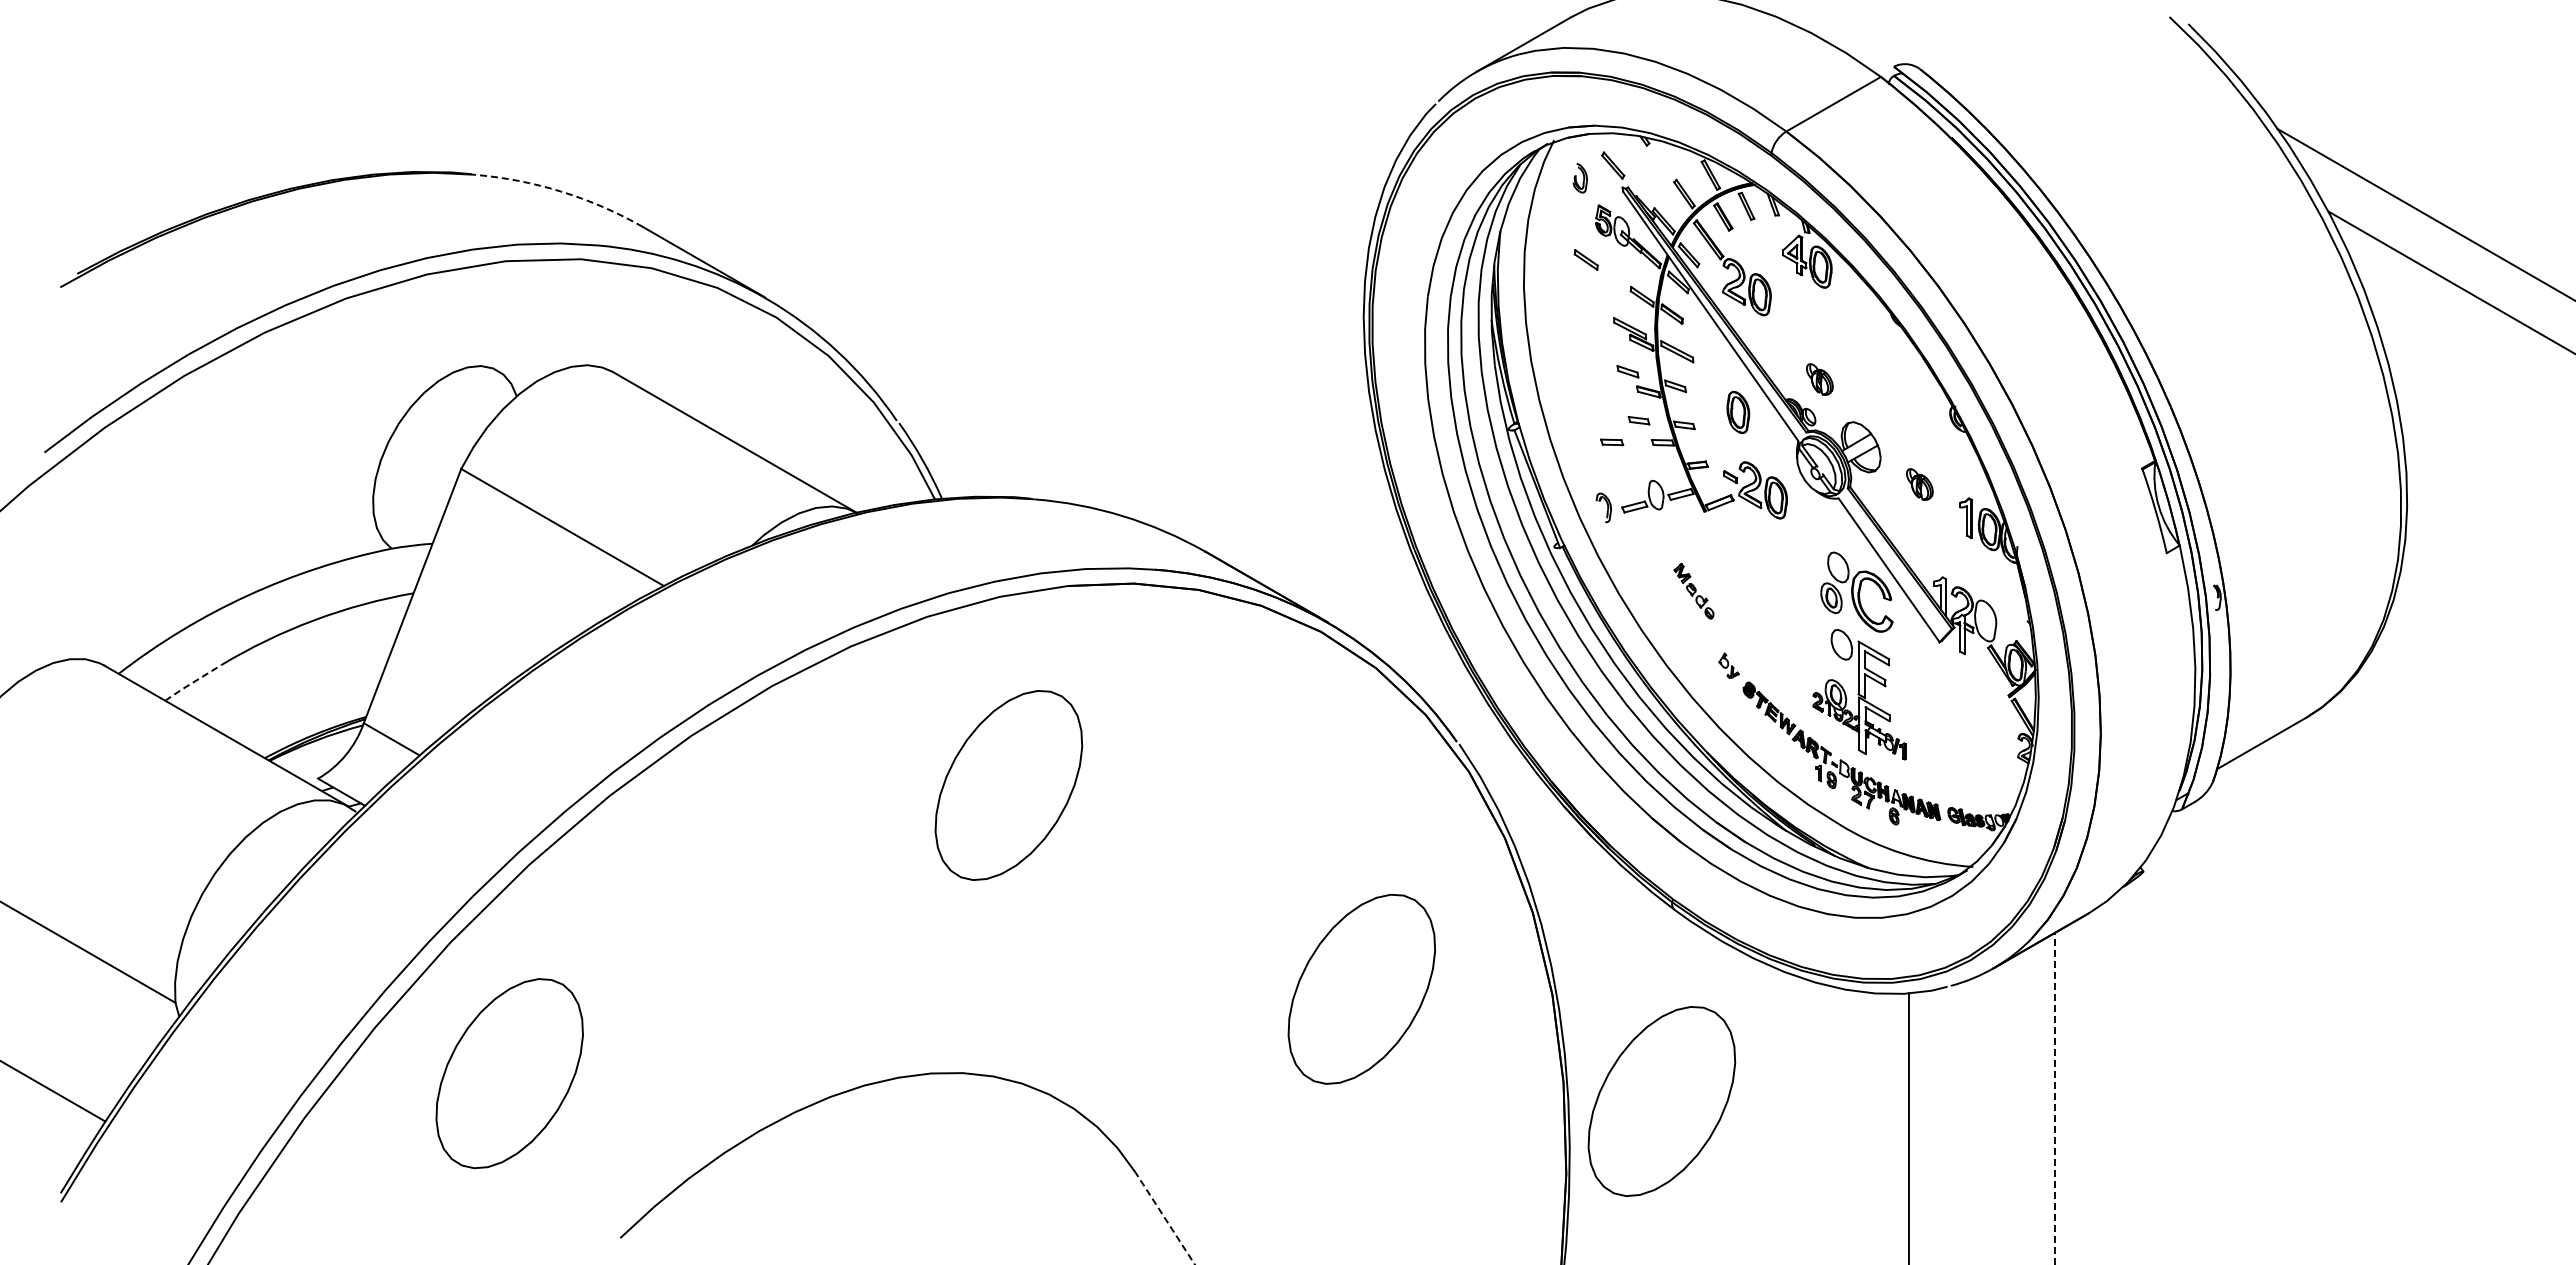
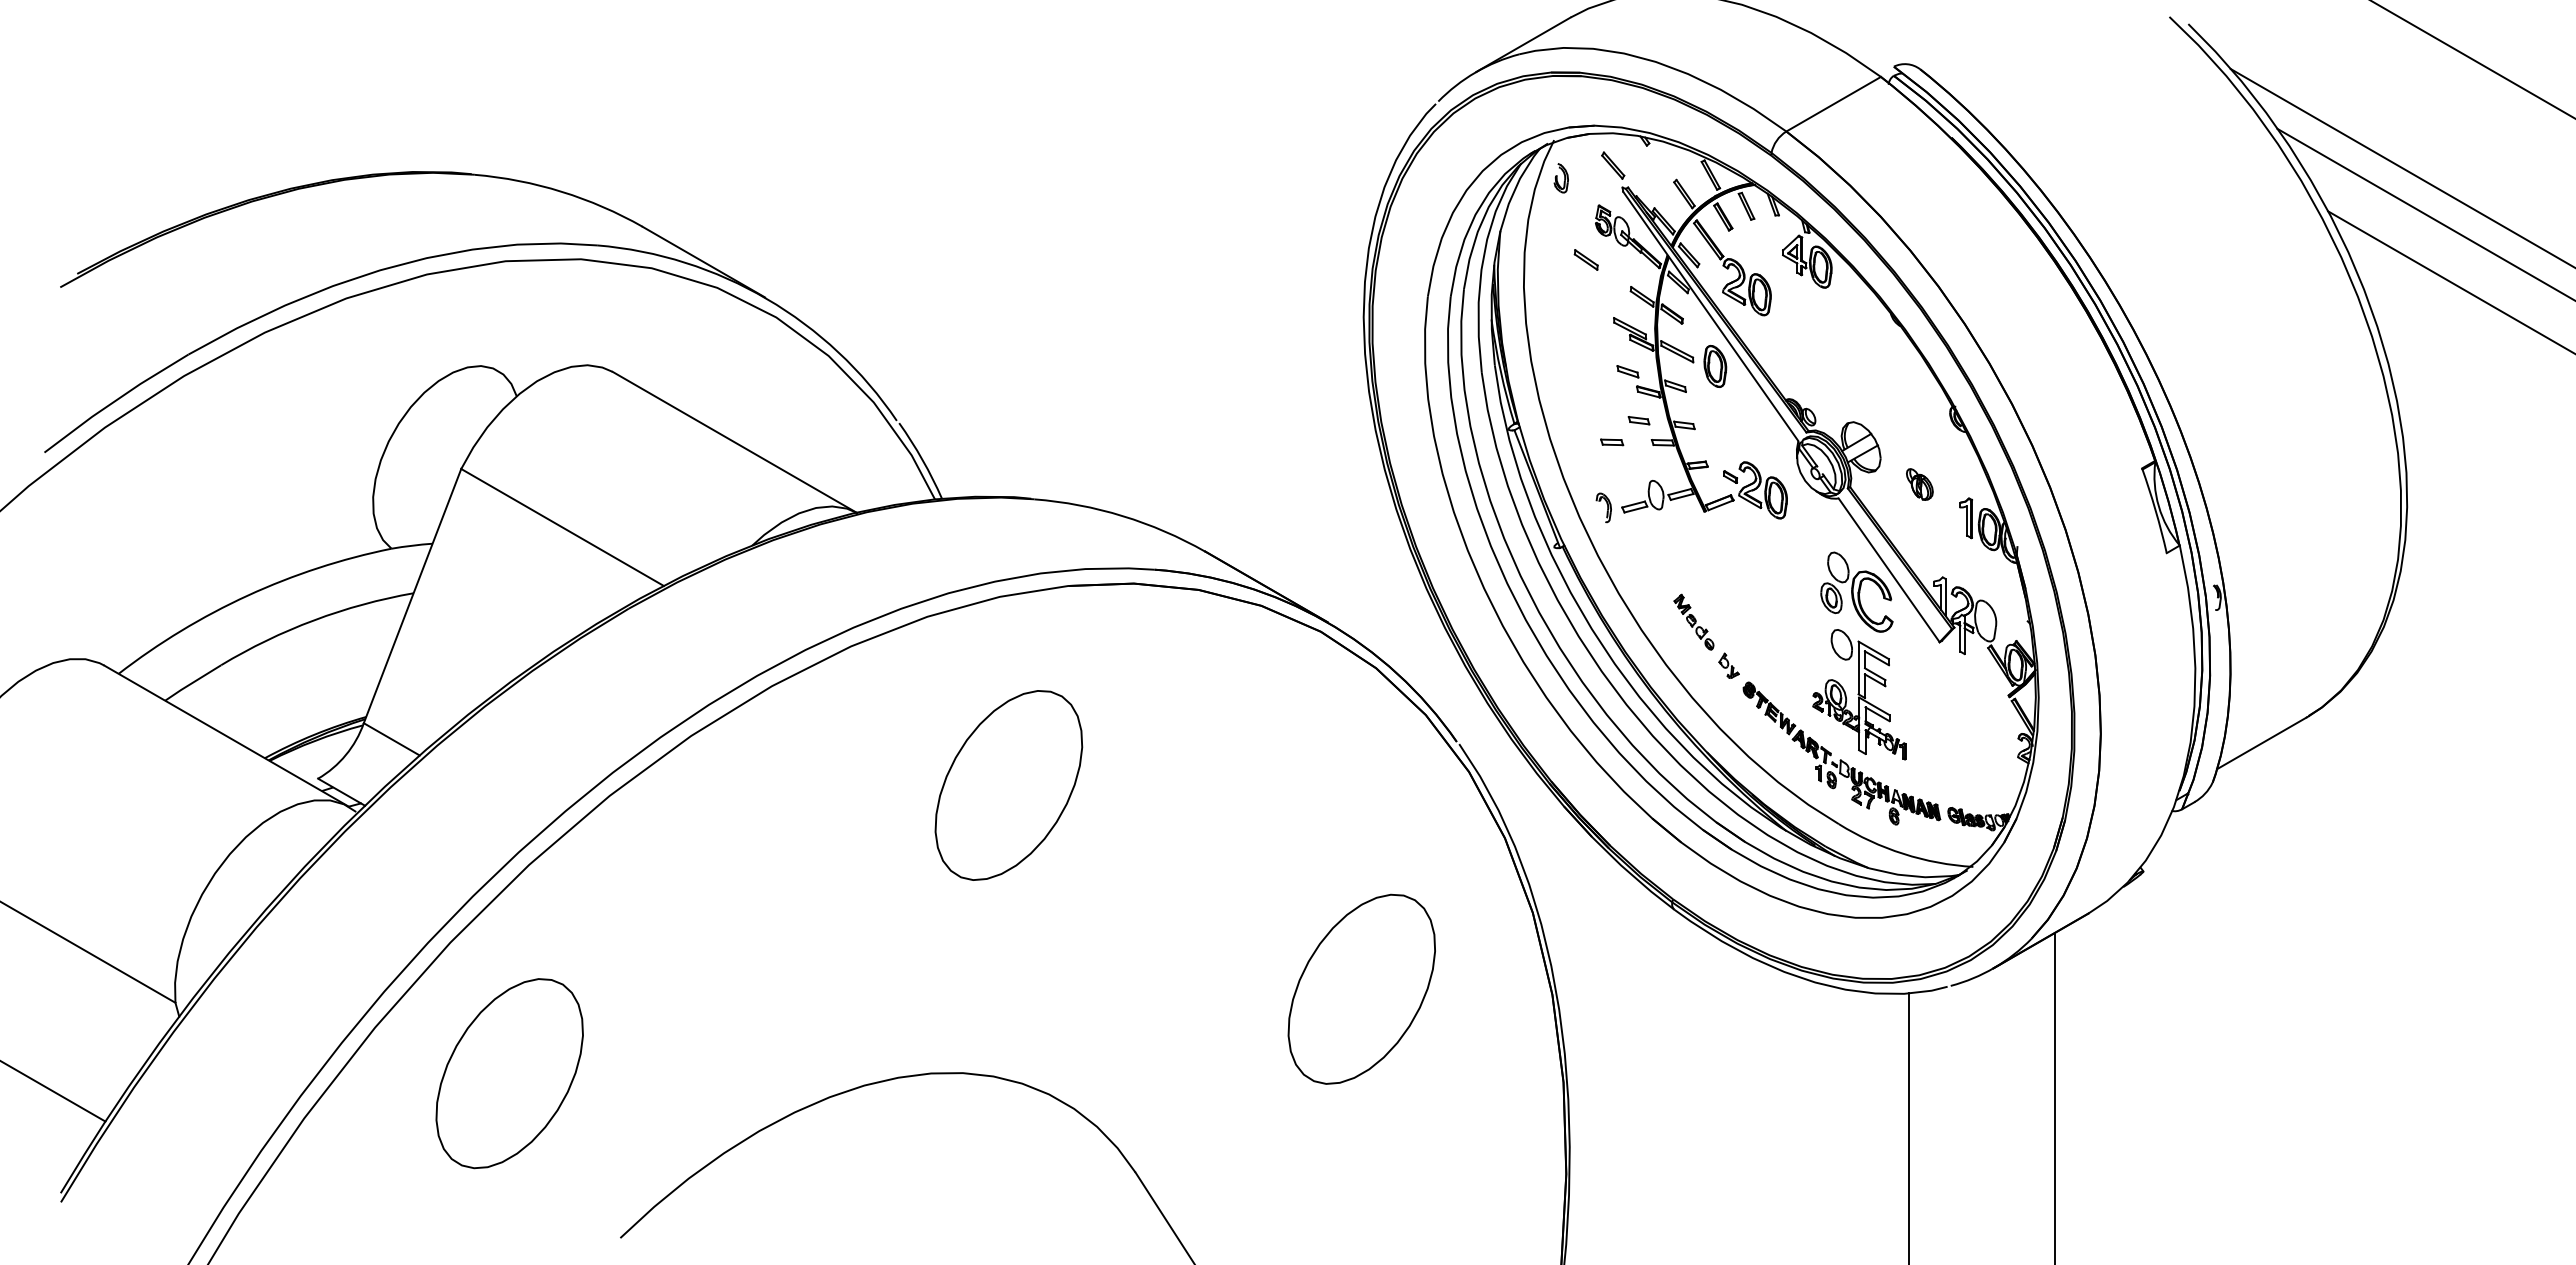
line: none -> present (2472, 59)
line: none -> present (2401, 167)
part position: (1579, 178) -> (1560, 178) (1560, 178)
arc: dashed -> solid (561, 191)
part: present -> none (1819, 379)
part position: (1738, 412) -> (1715, 366) (1715, 366)
part position: (1693, 590) -> (1693, 621) (1693, 621)
line: dashed -> solid (192, 682)
line: dashed -> solid (2055, 1098)
part: present -> none (1661, 1101)
line: dashed -> solid (1165, 1218)
